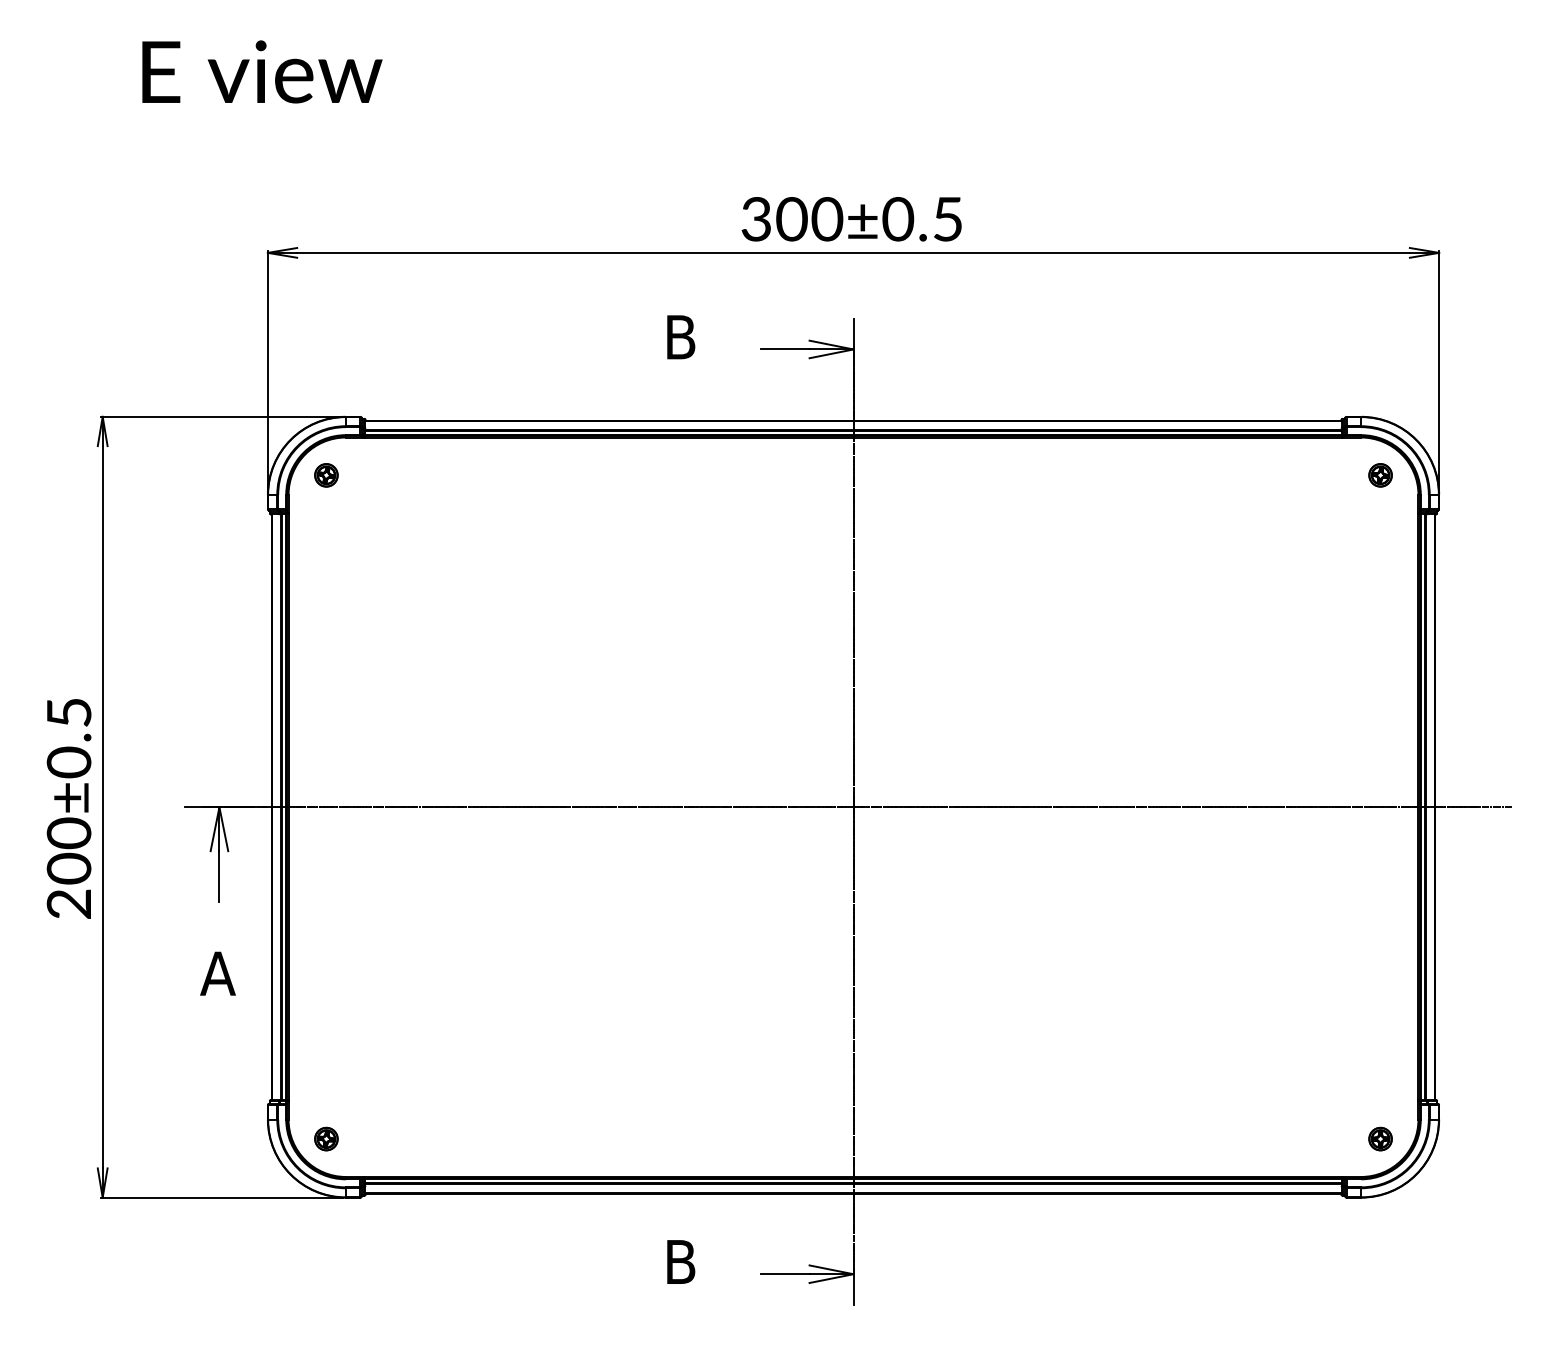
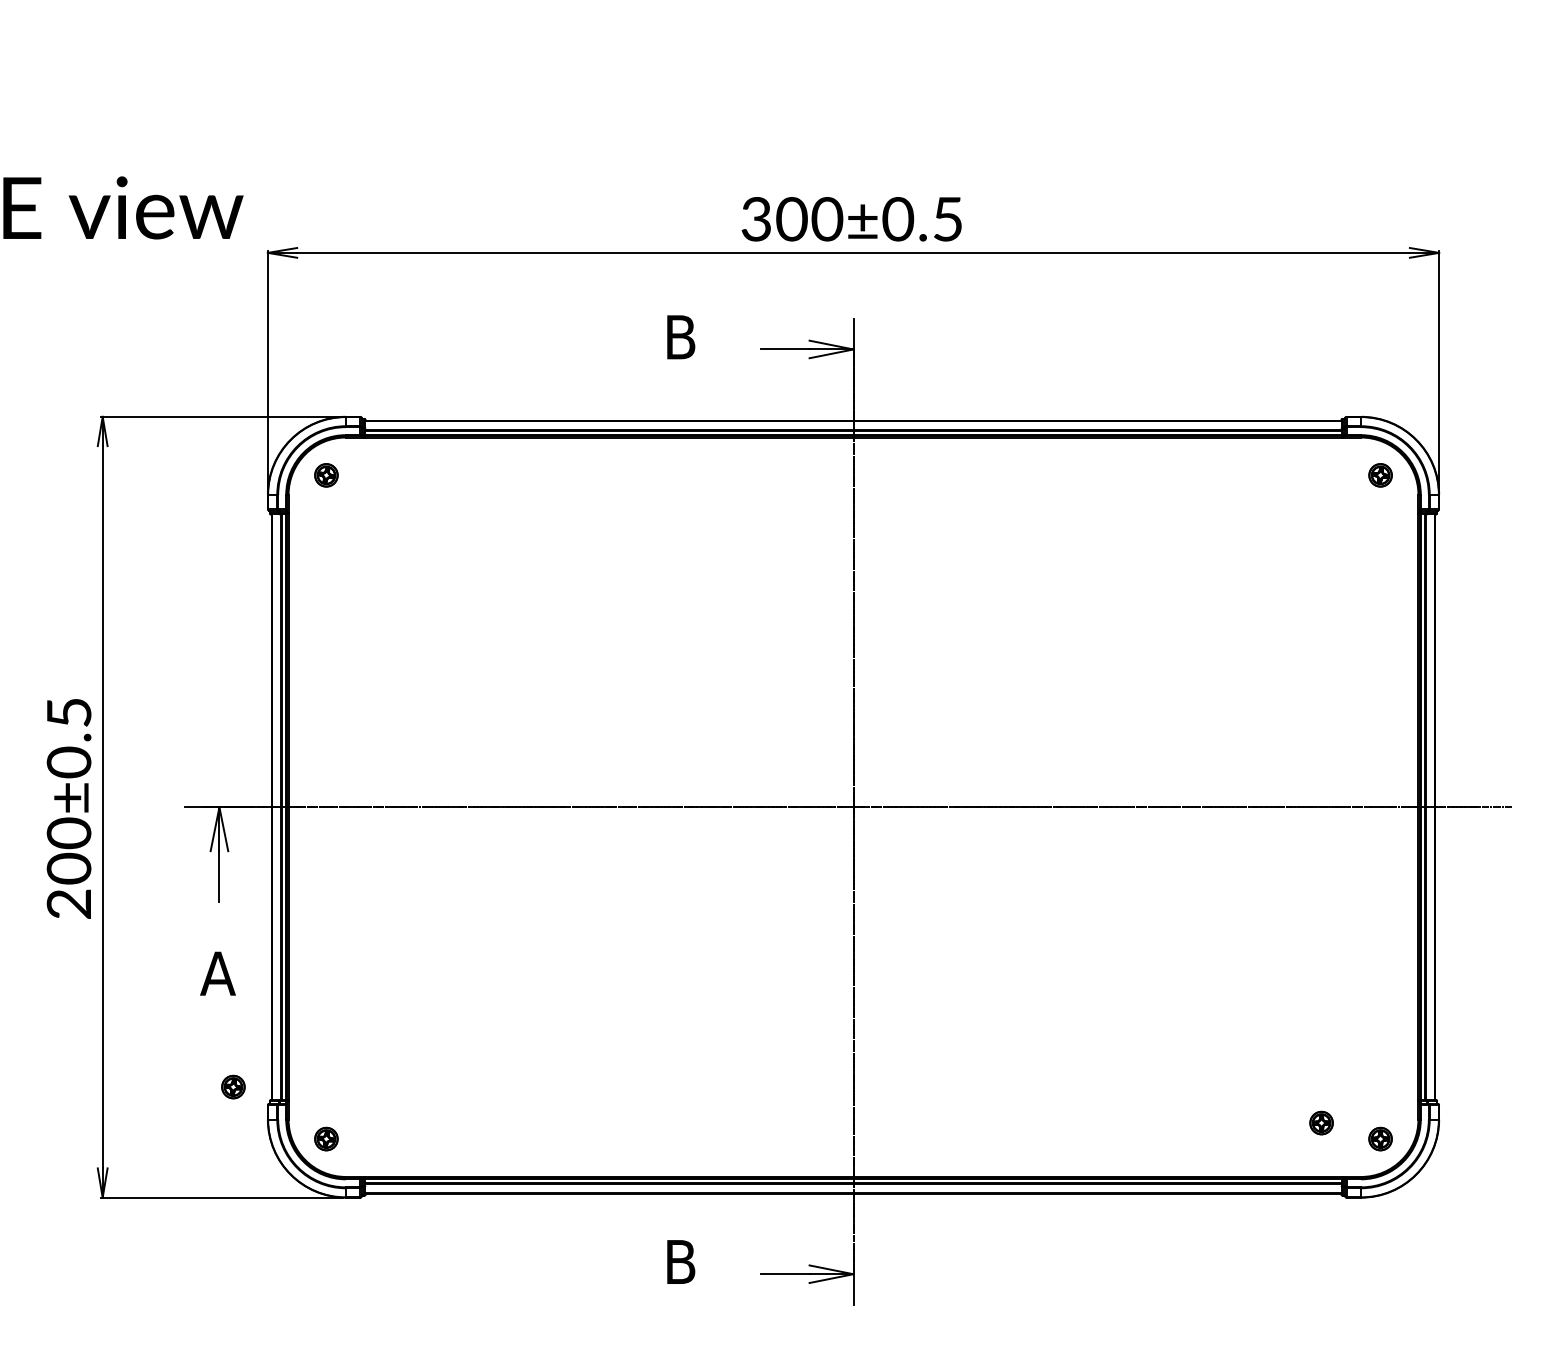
text position: (262, 71) -> (123, 207) (123, 207)
part: none -> present (233, 1086)
part: none -> present (1321, 1122)
